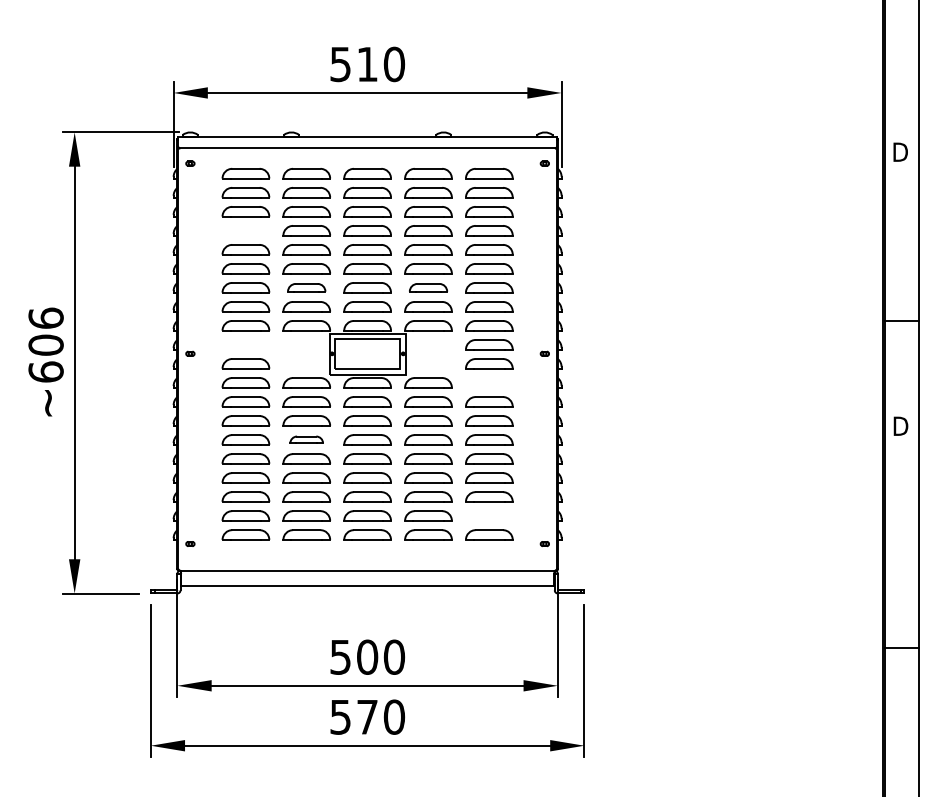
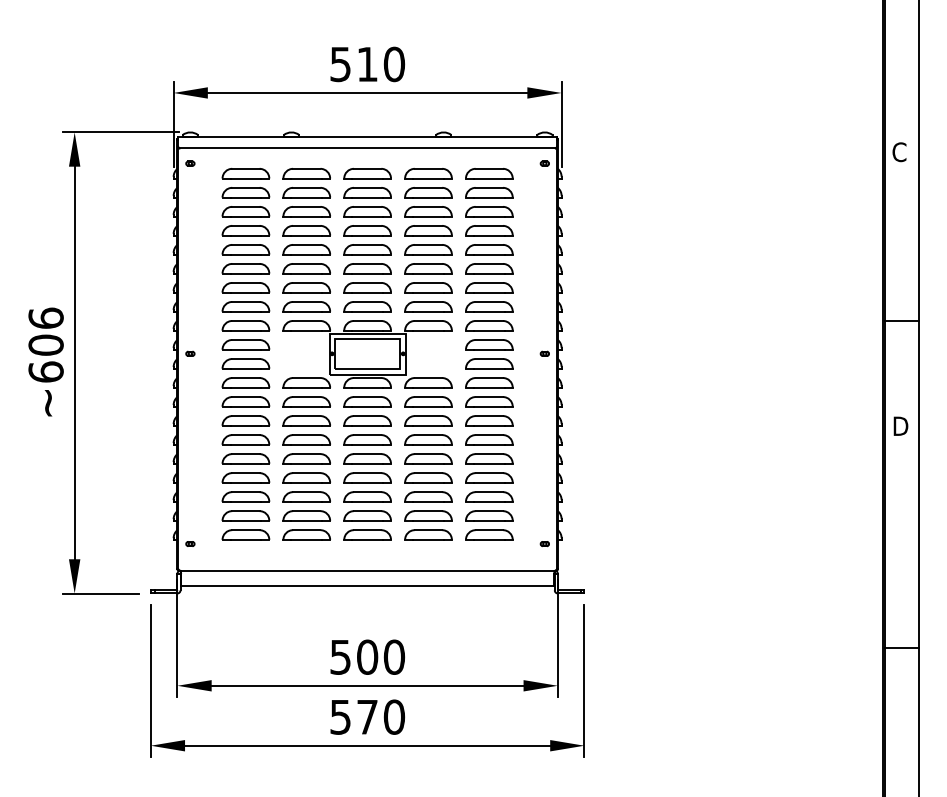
text: D -> C (899, 152)
part: none -> present (245, 230)
part size: 40x10 px -> 49x12 px (306, 287)
part size: 39x10 px -> 49x12 px (428, 287)
part: none -> present (245, 344)
part: none -> present (489, 382)
part size: 35x9 px -> 49x12 px (306, 439)
part: none -> present (489, 515)
